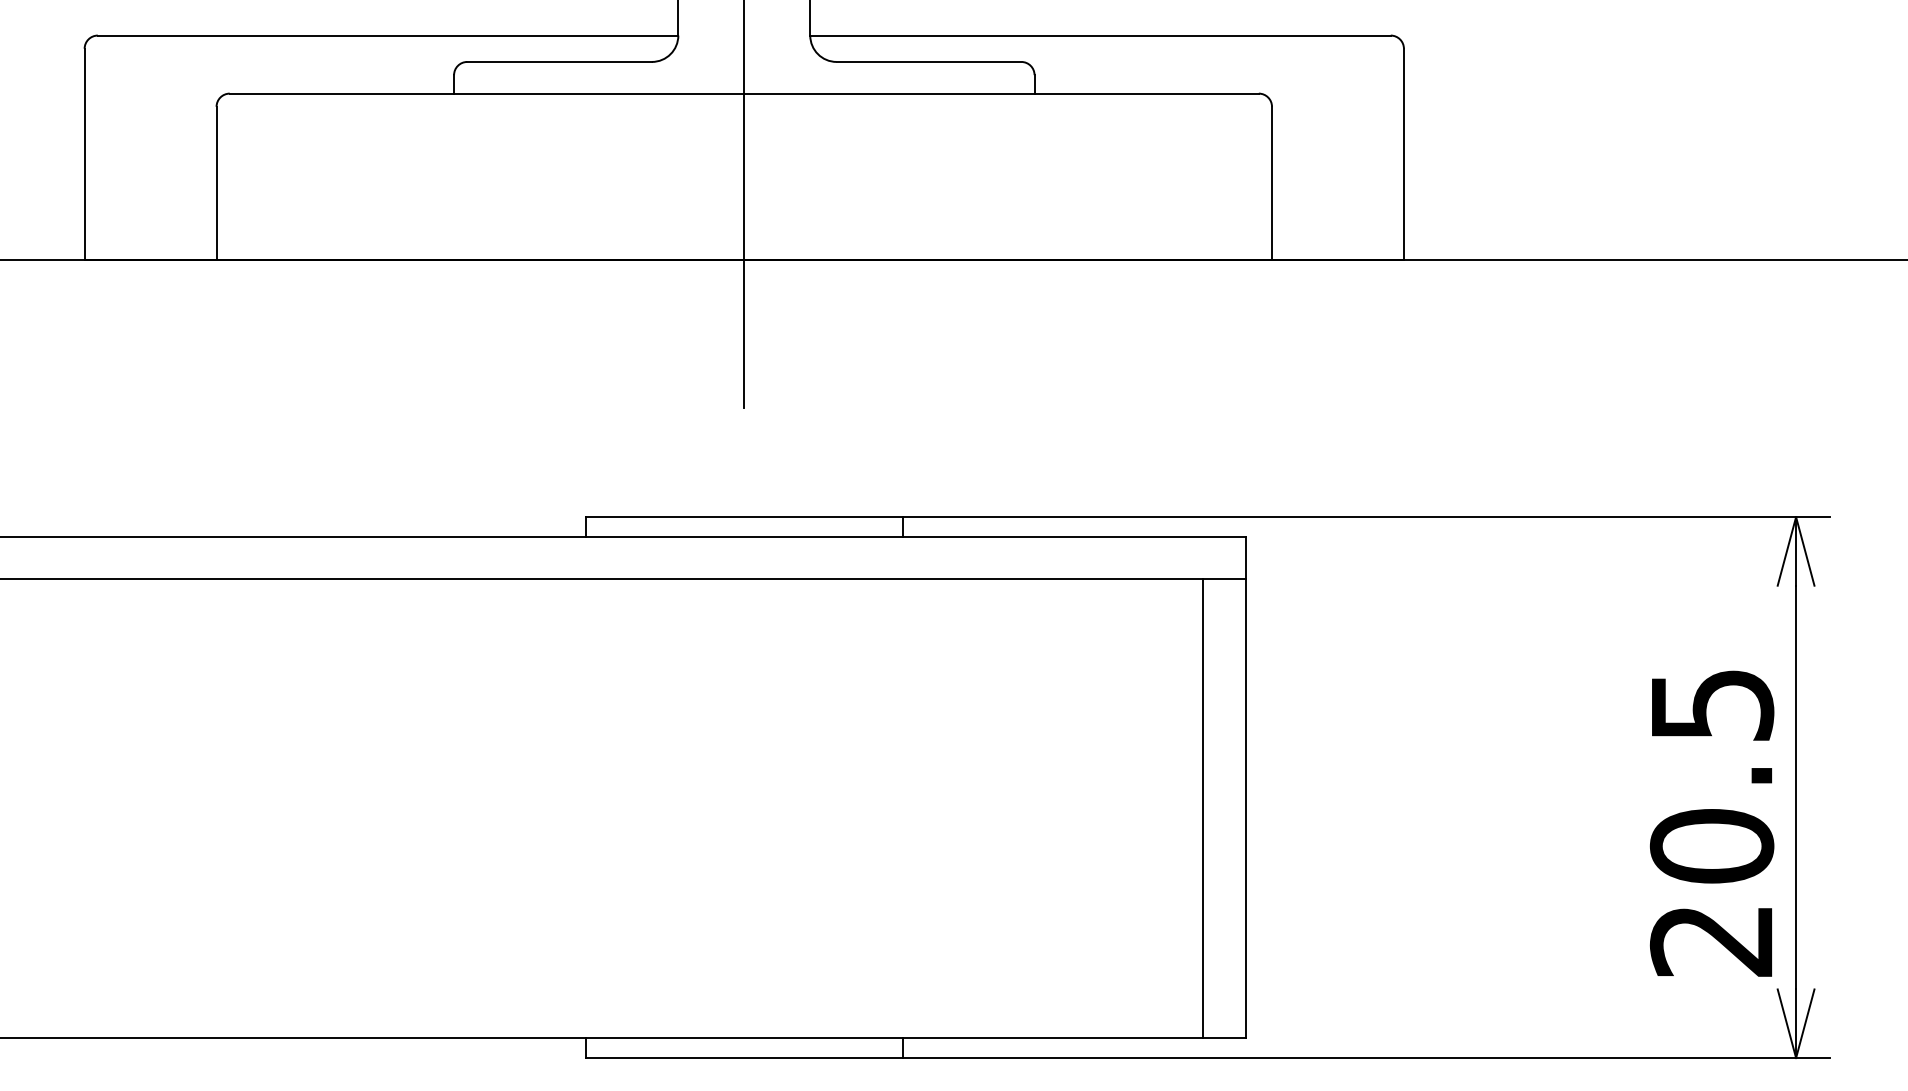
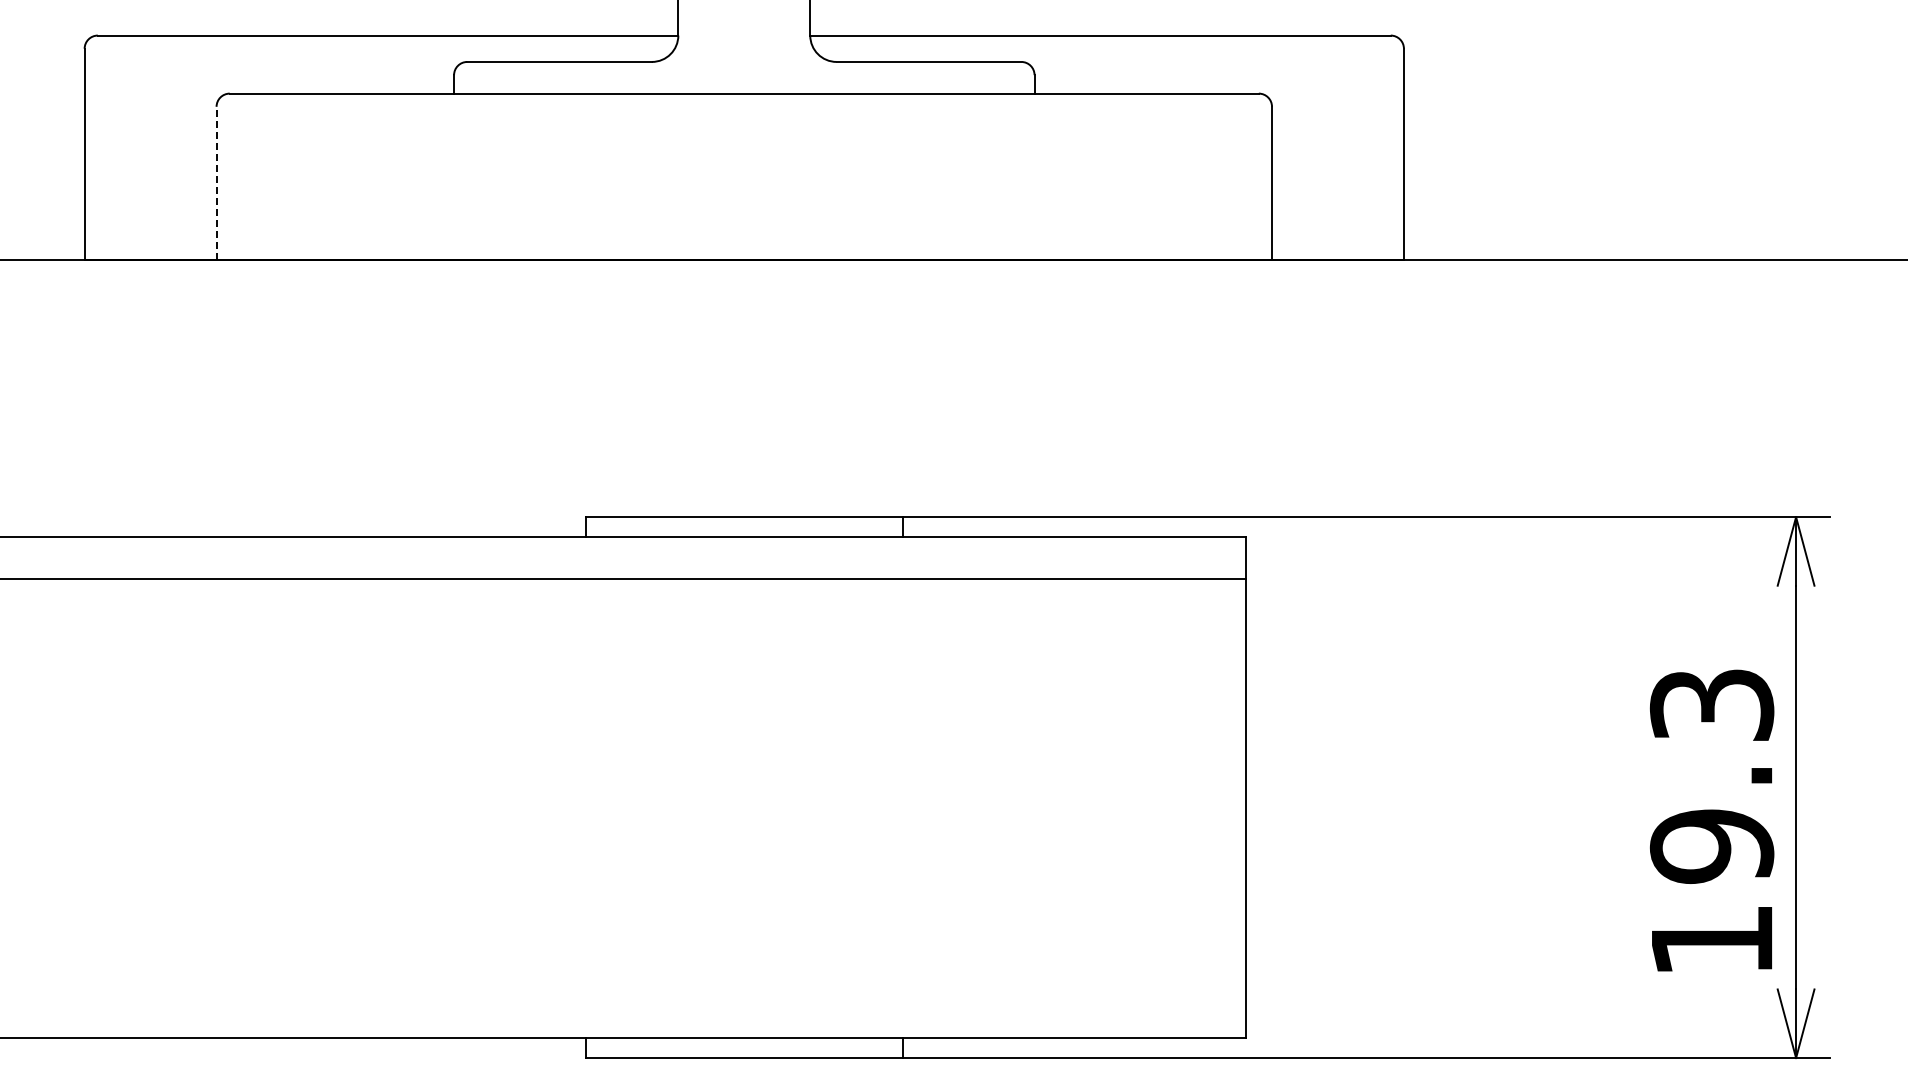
line: solid -> dashed (216, 183)
line: present -> none (744, 205)
line: present -> none (1203, 808)
text: 20.5 -> 19.3 (1711, 822)
